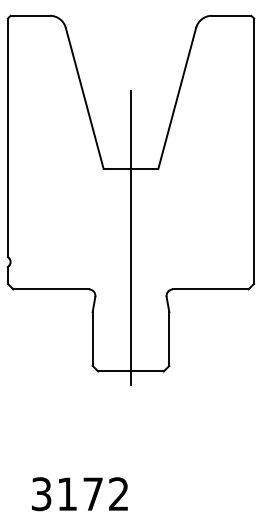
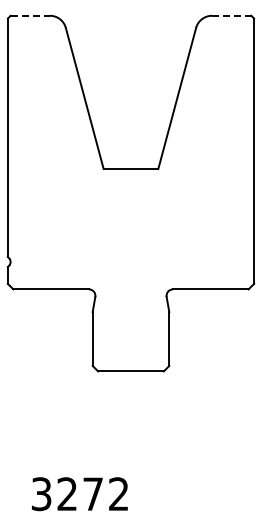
line: solid -> dashed (30, 15)
line: solid -> dashed (231, 15)
line: present -> none (131, 237)
text: 3172 -> 3272 (66, 493)
